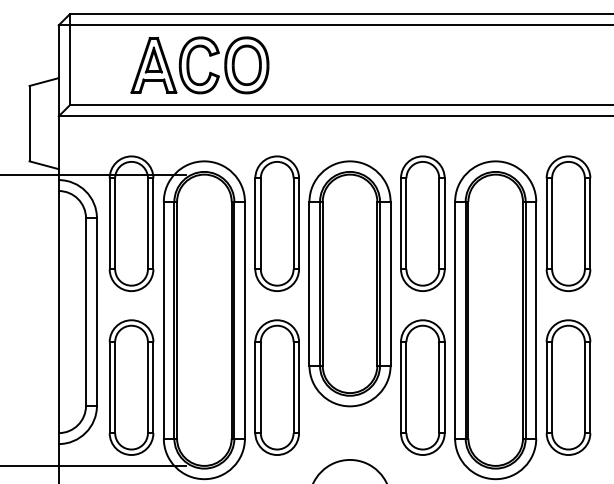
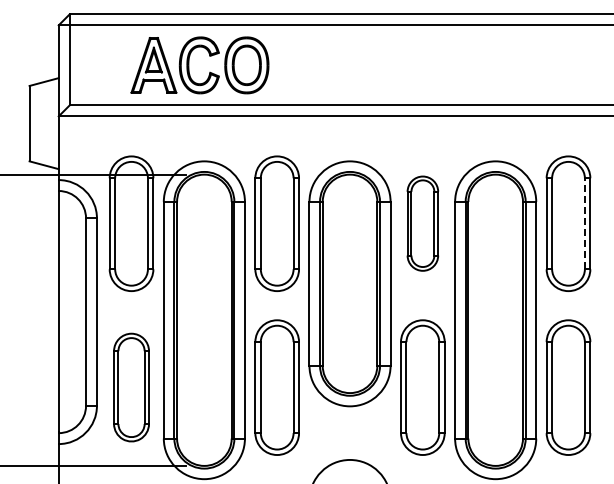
part size: 46x137 px -> 34x97 px (422, 223)
line: solid -> dashed (584, 223)
part size: 47x137 px -> 37x111 px (131, 387)
